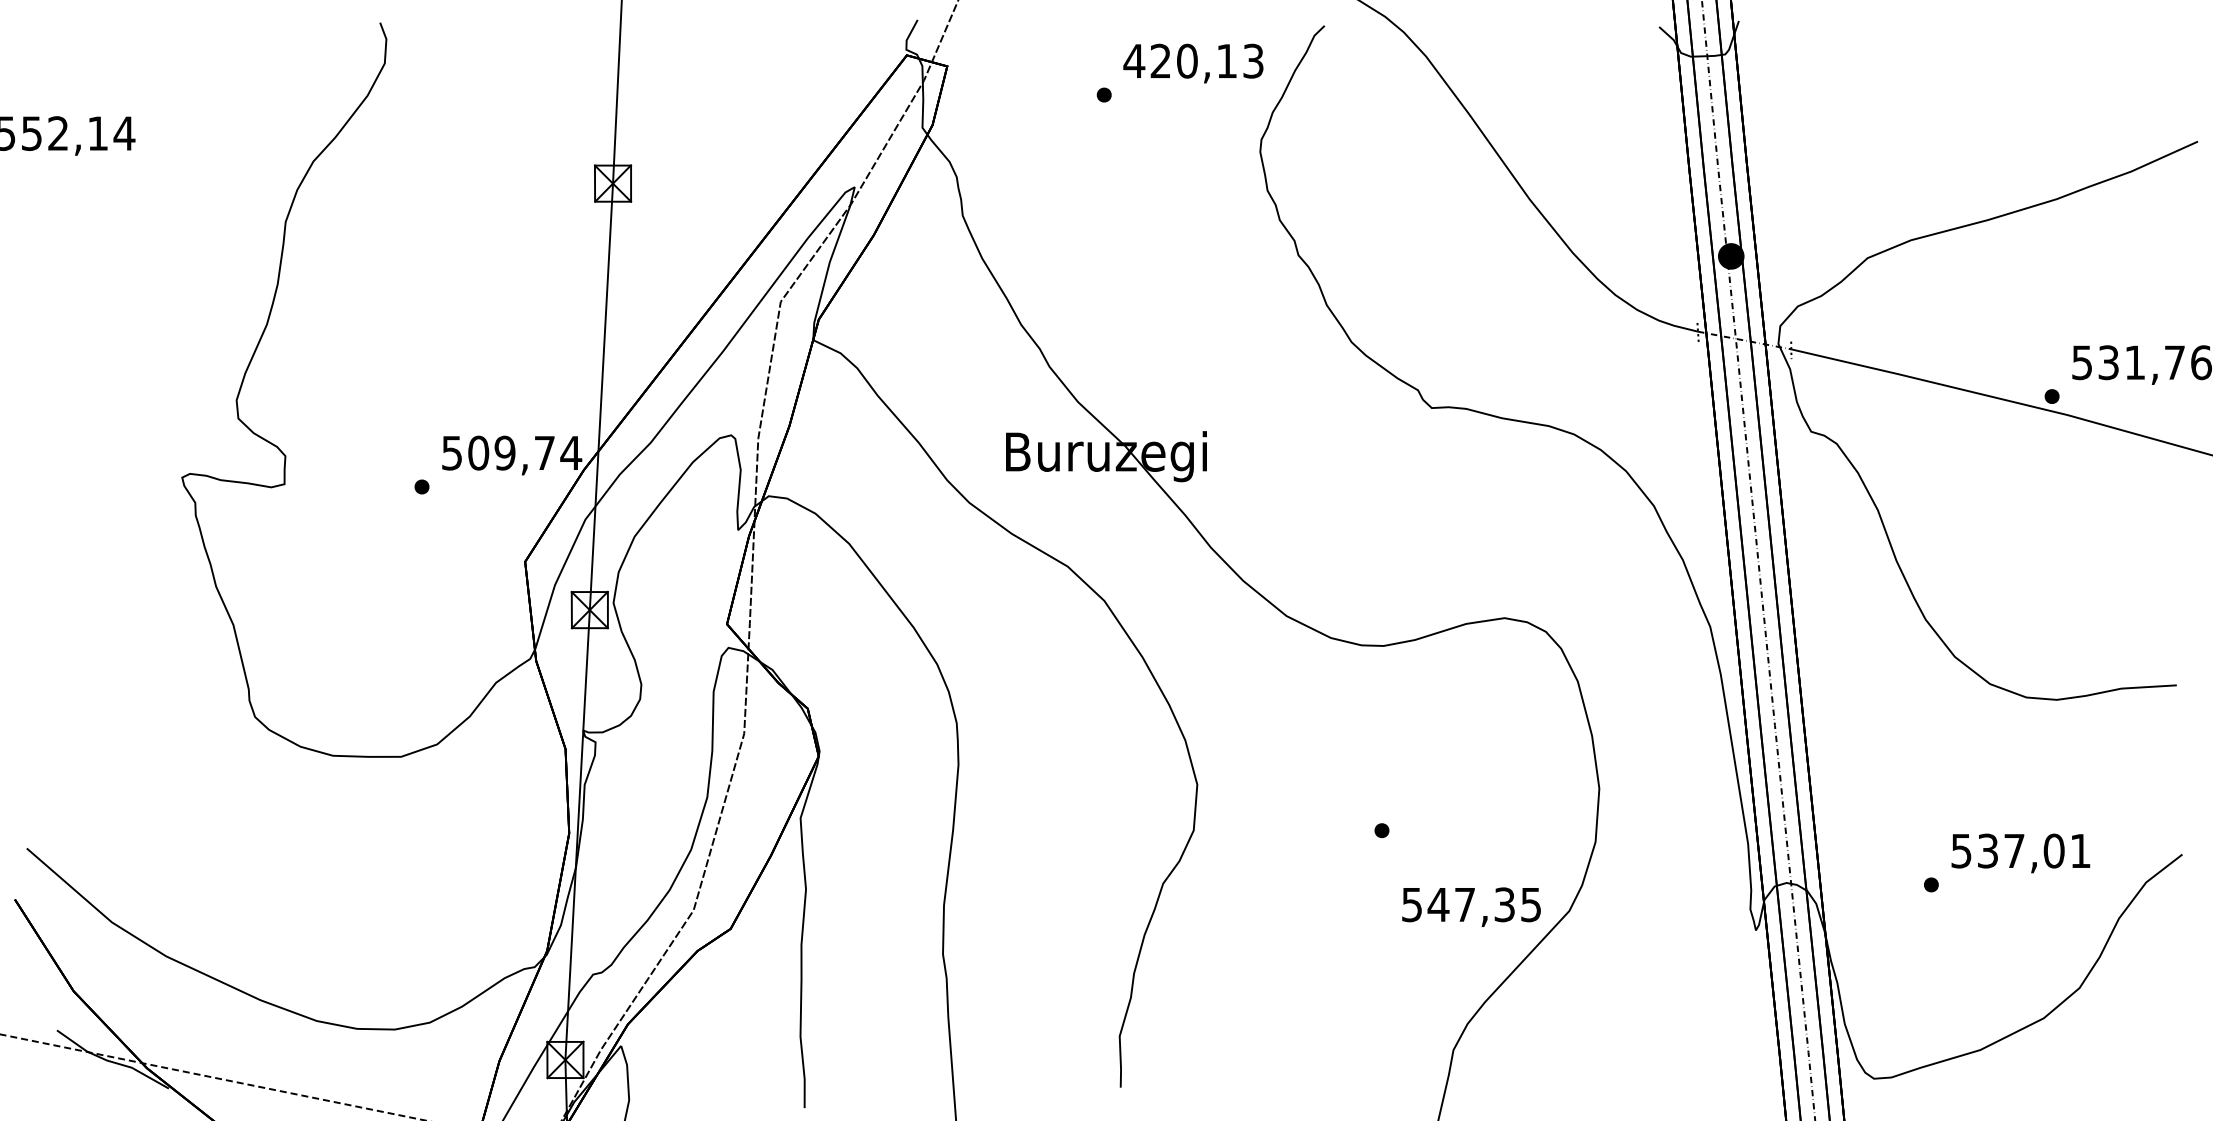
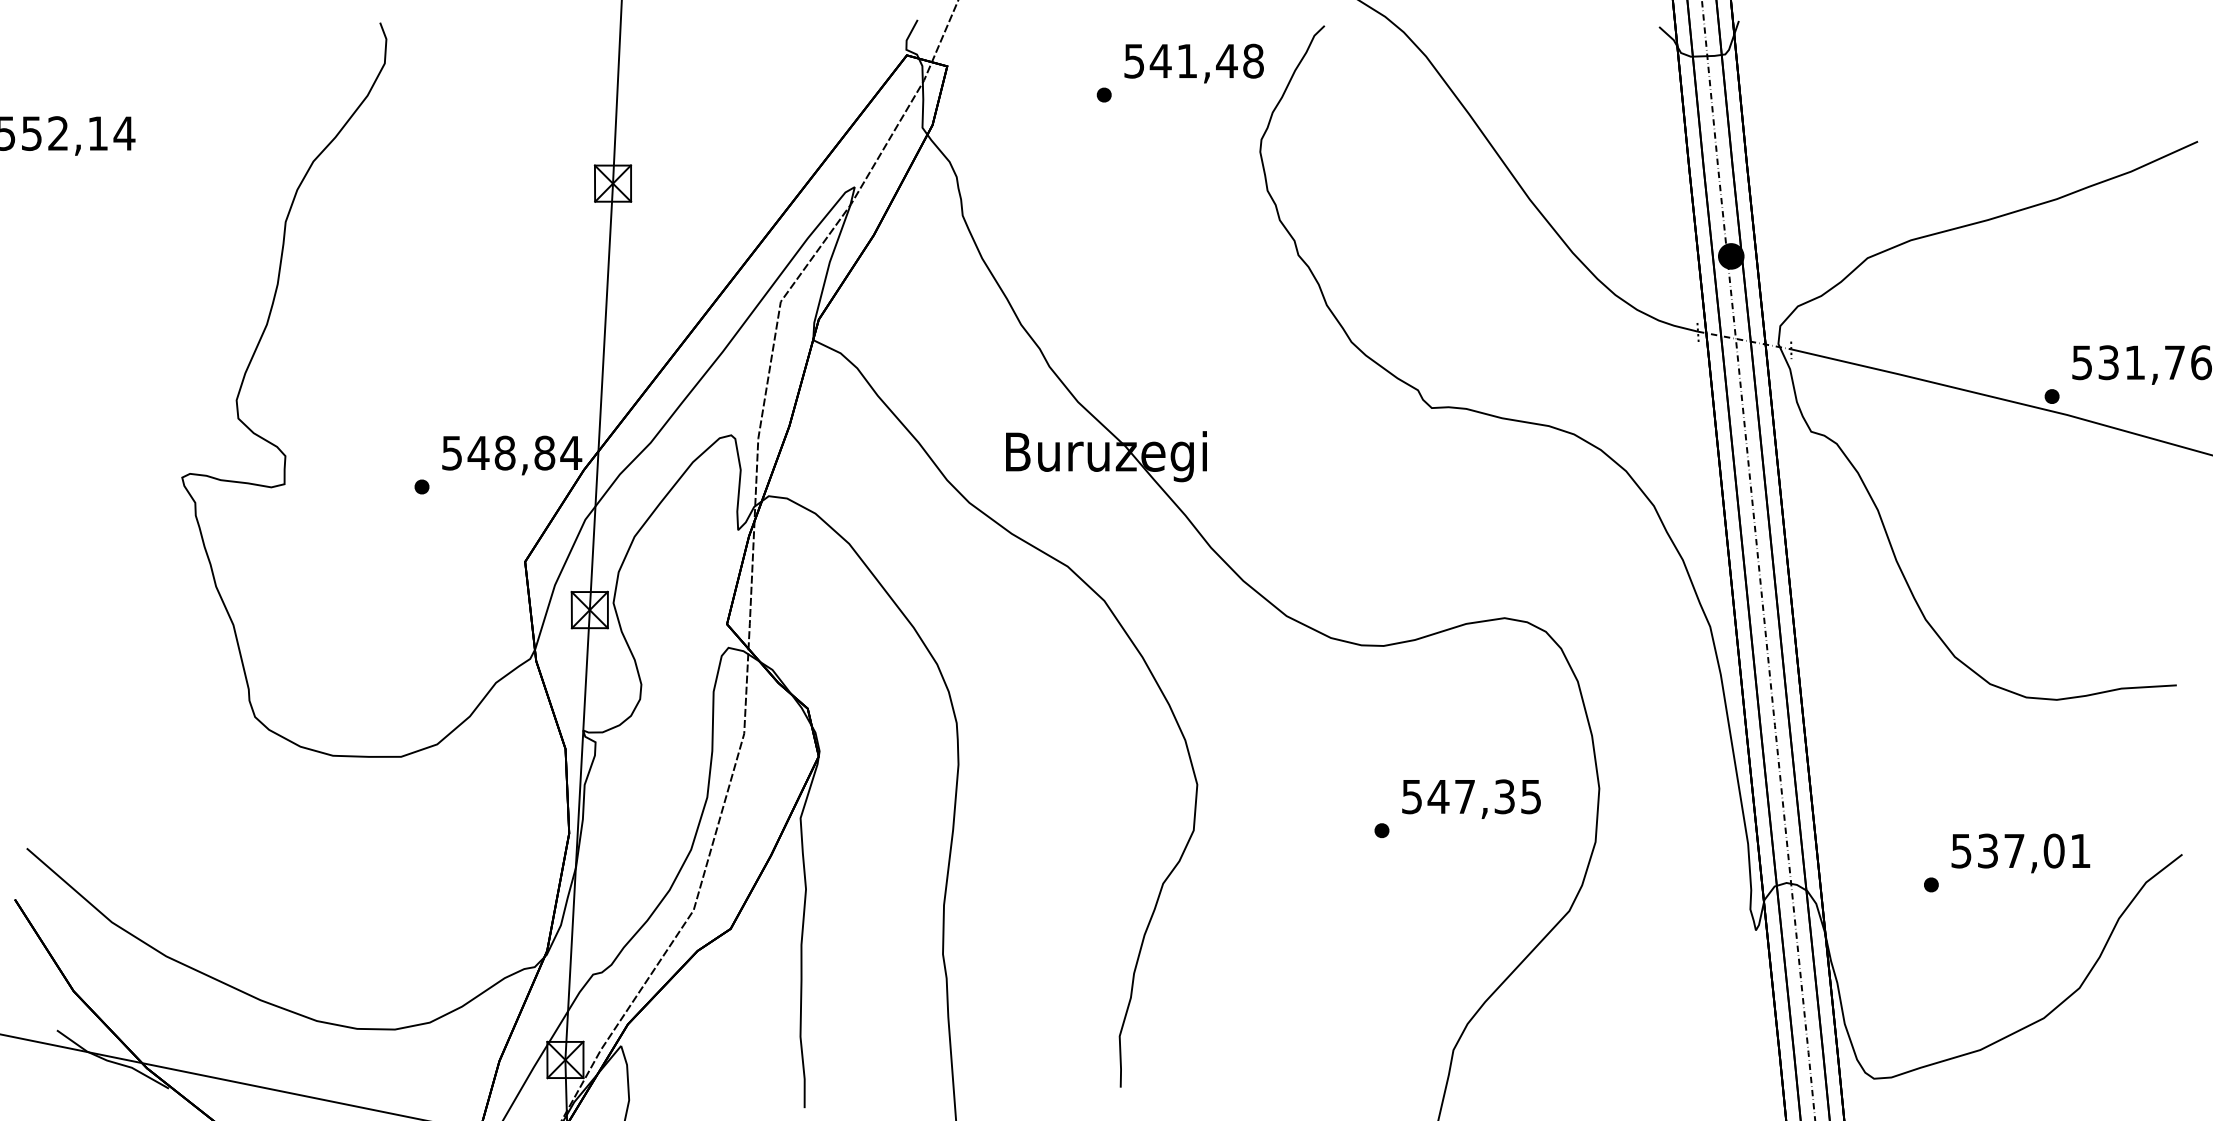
text: 420,13 -> 541,48 (1193, 60)
text: 509,74 -> 548,84 (511, 452)
text position: (1471, 906) -> (1471, 798) (1471, 798)
line: dashed -> solid (214, 1077)
